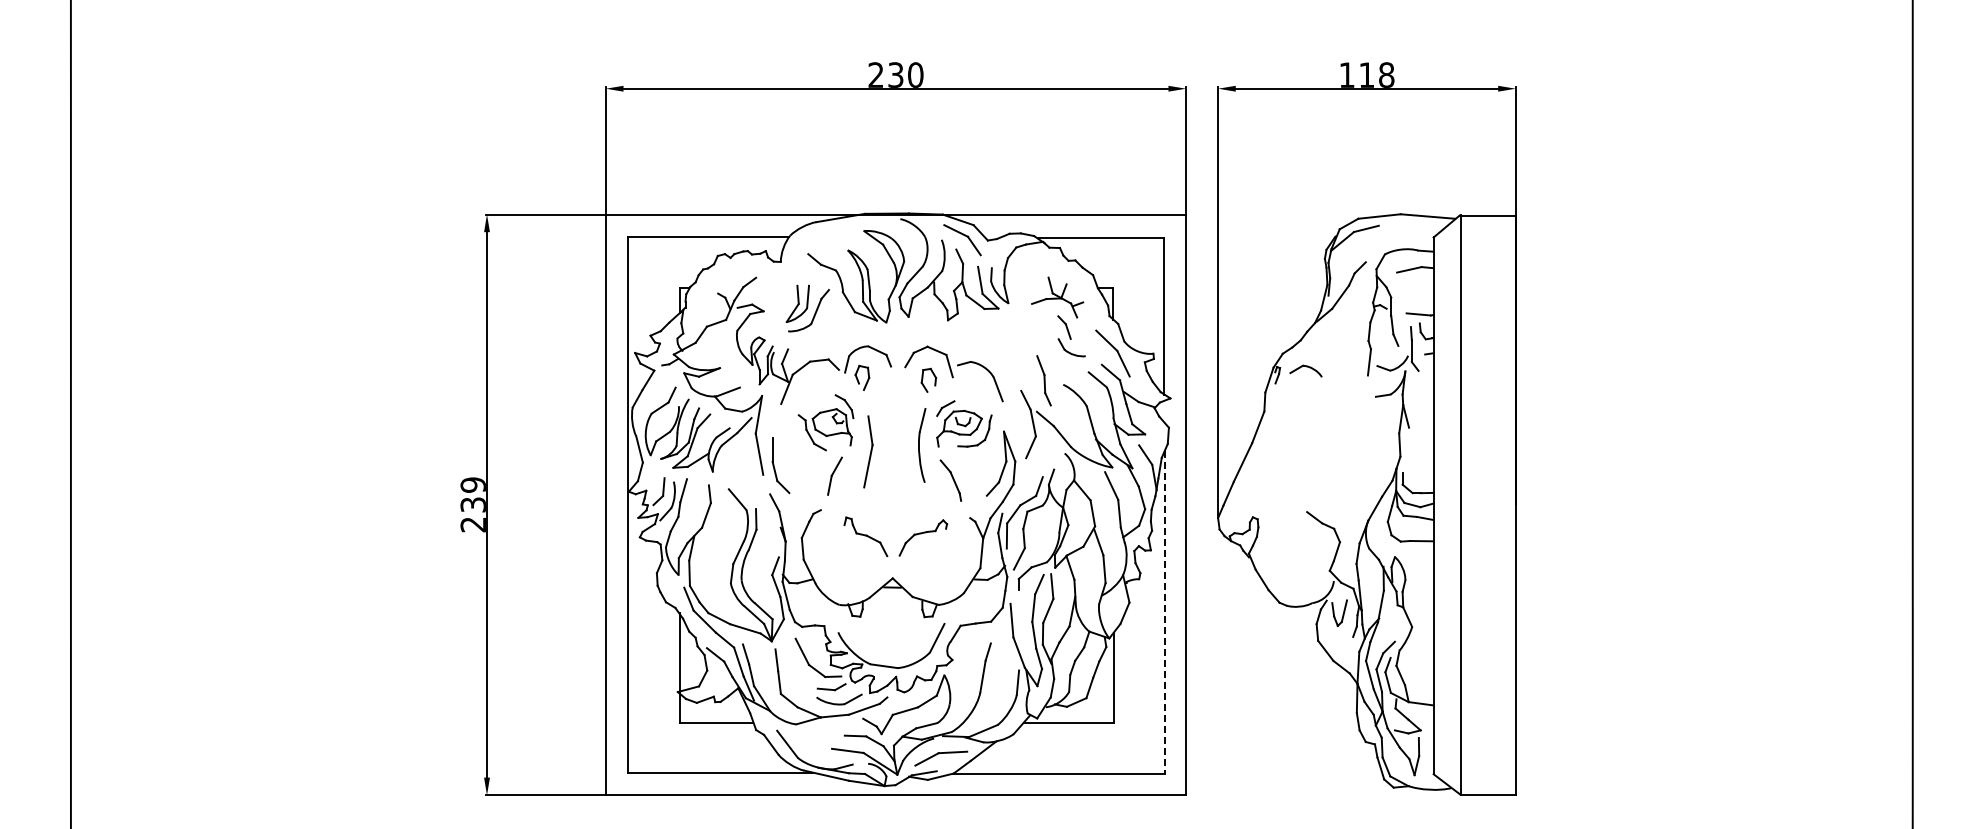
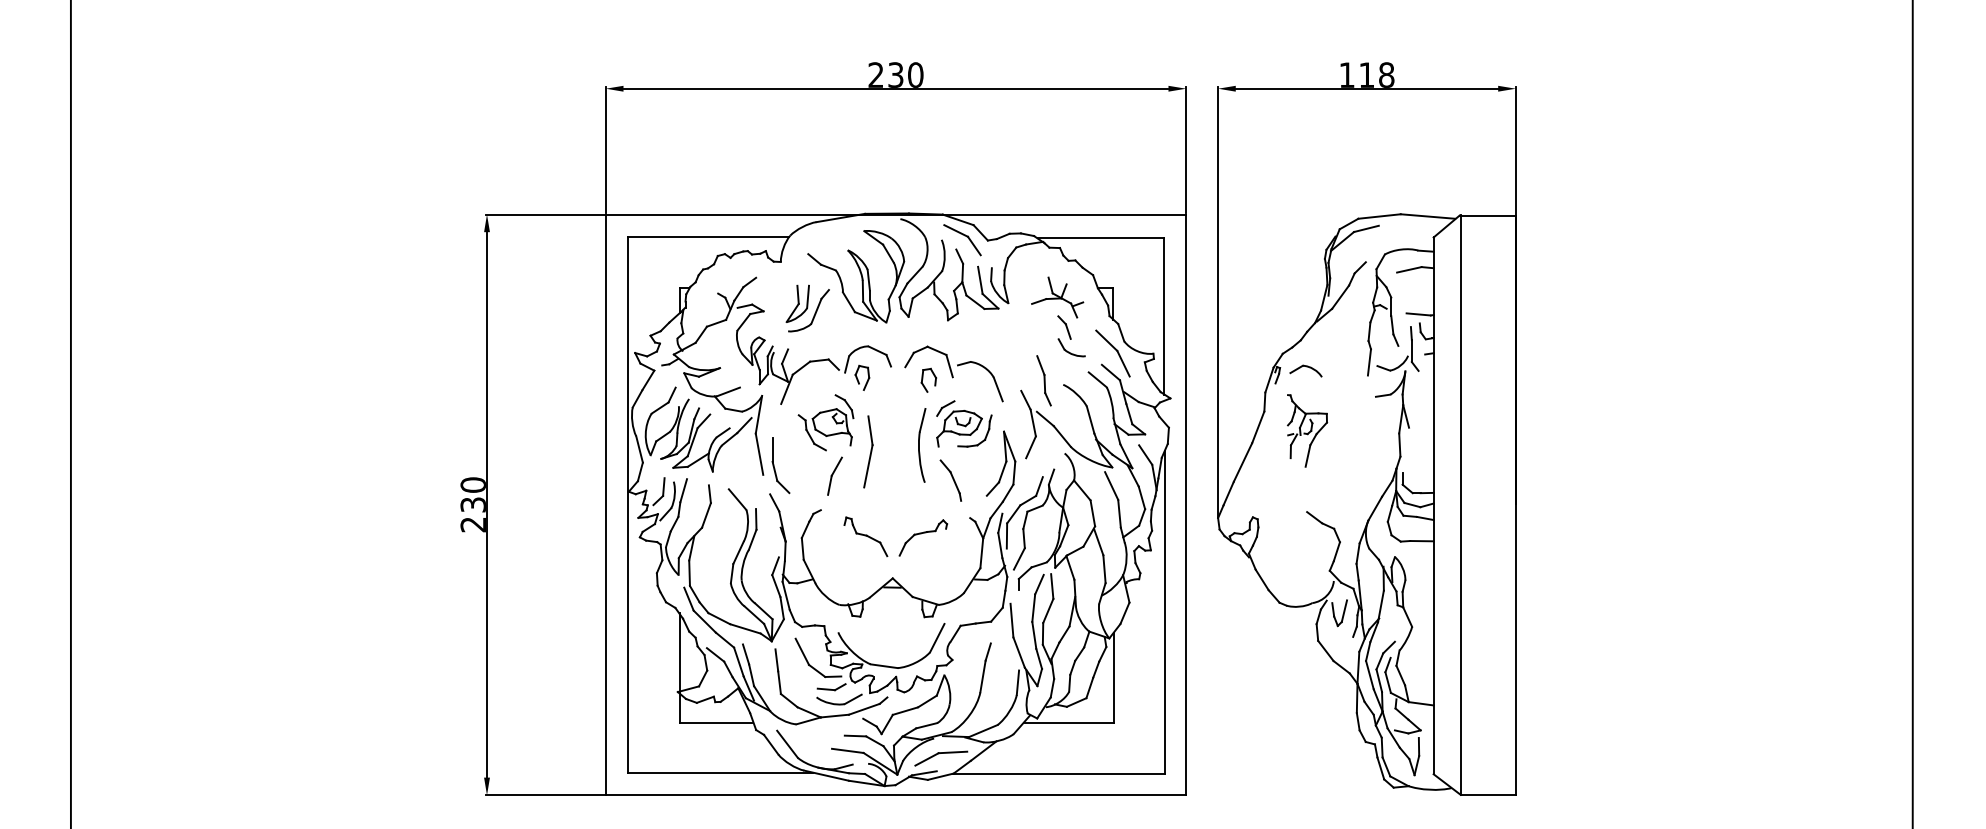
part: none -> present (1307, 430)
text: 239 -> 230 (472, 484)
line: dashed -> solid (1164, 612)
